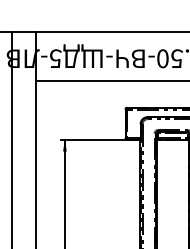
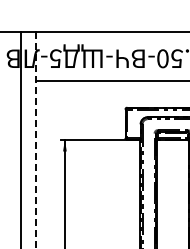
line position: (11, 138) -> (20, 138) (20, 138)
line: solid -> dashed (36, 140)
